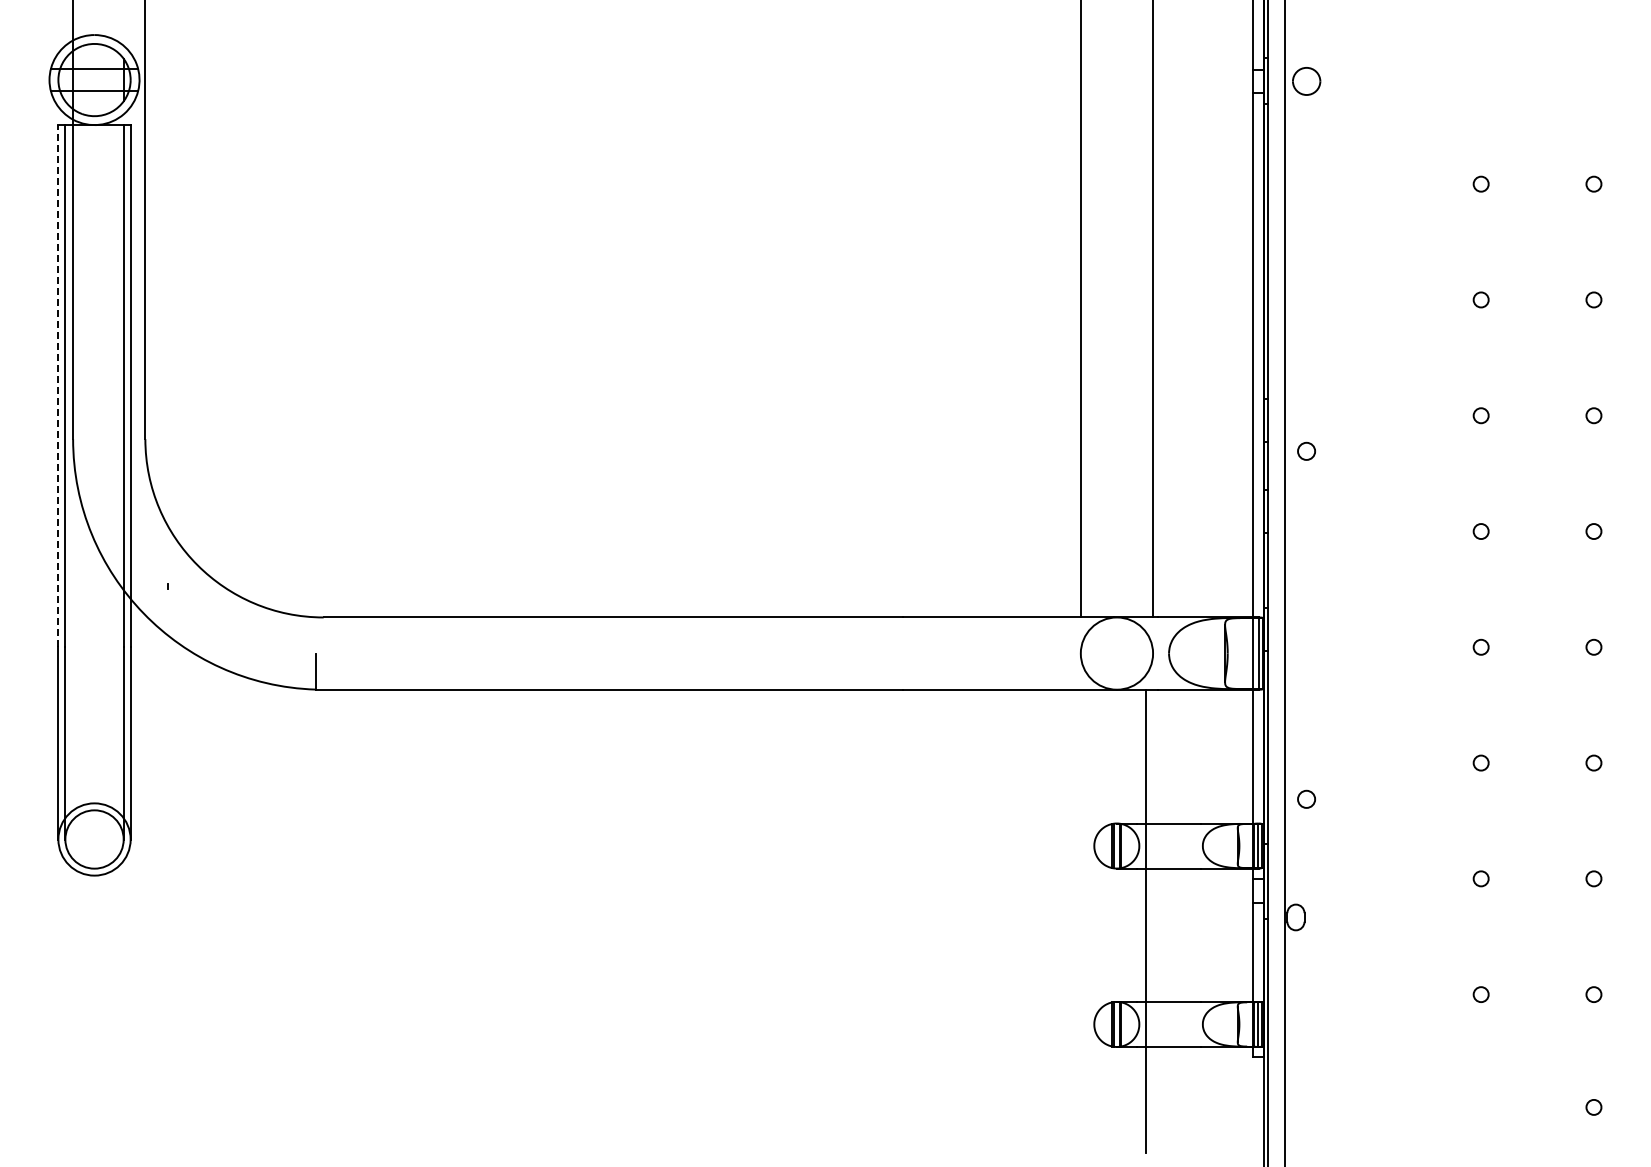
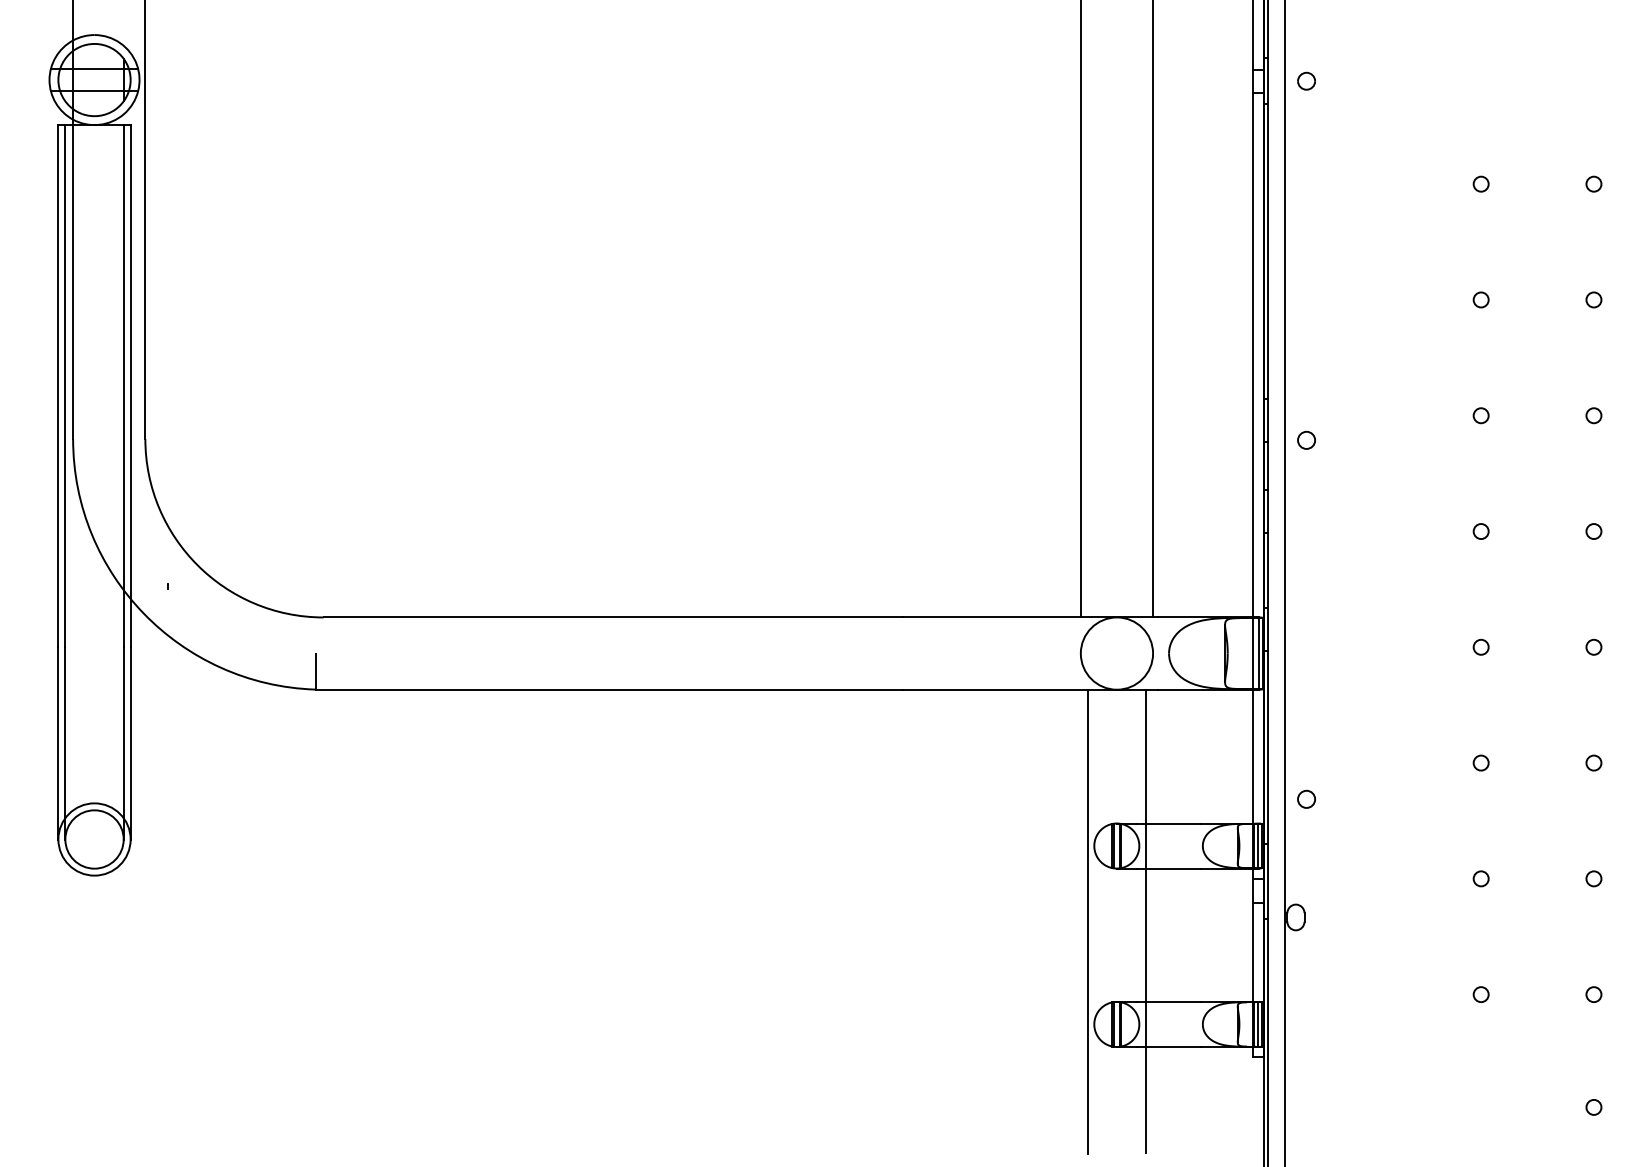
part size: 30x29 px -> 19x20 px (1306, 80)
line: dashed -> solid (58, 385)
circle position: (1306, 450) -> (1306, 439) (1306, 439)
line: none -> present (1088, 921)
